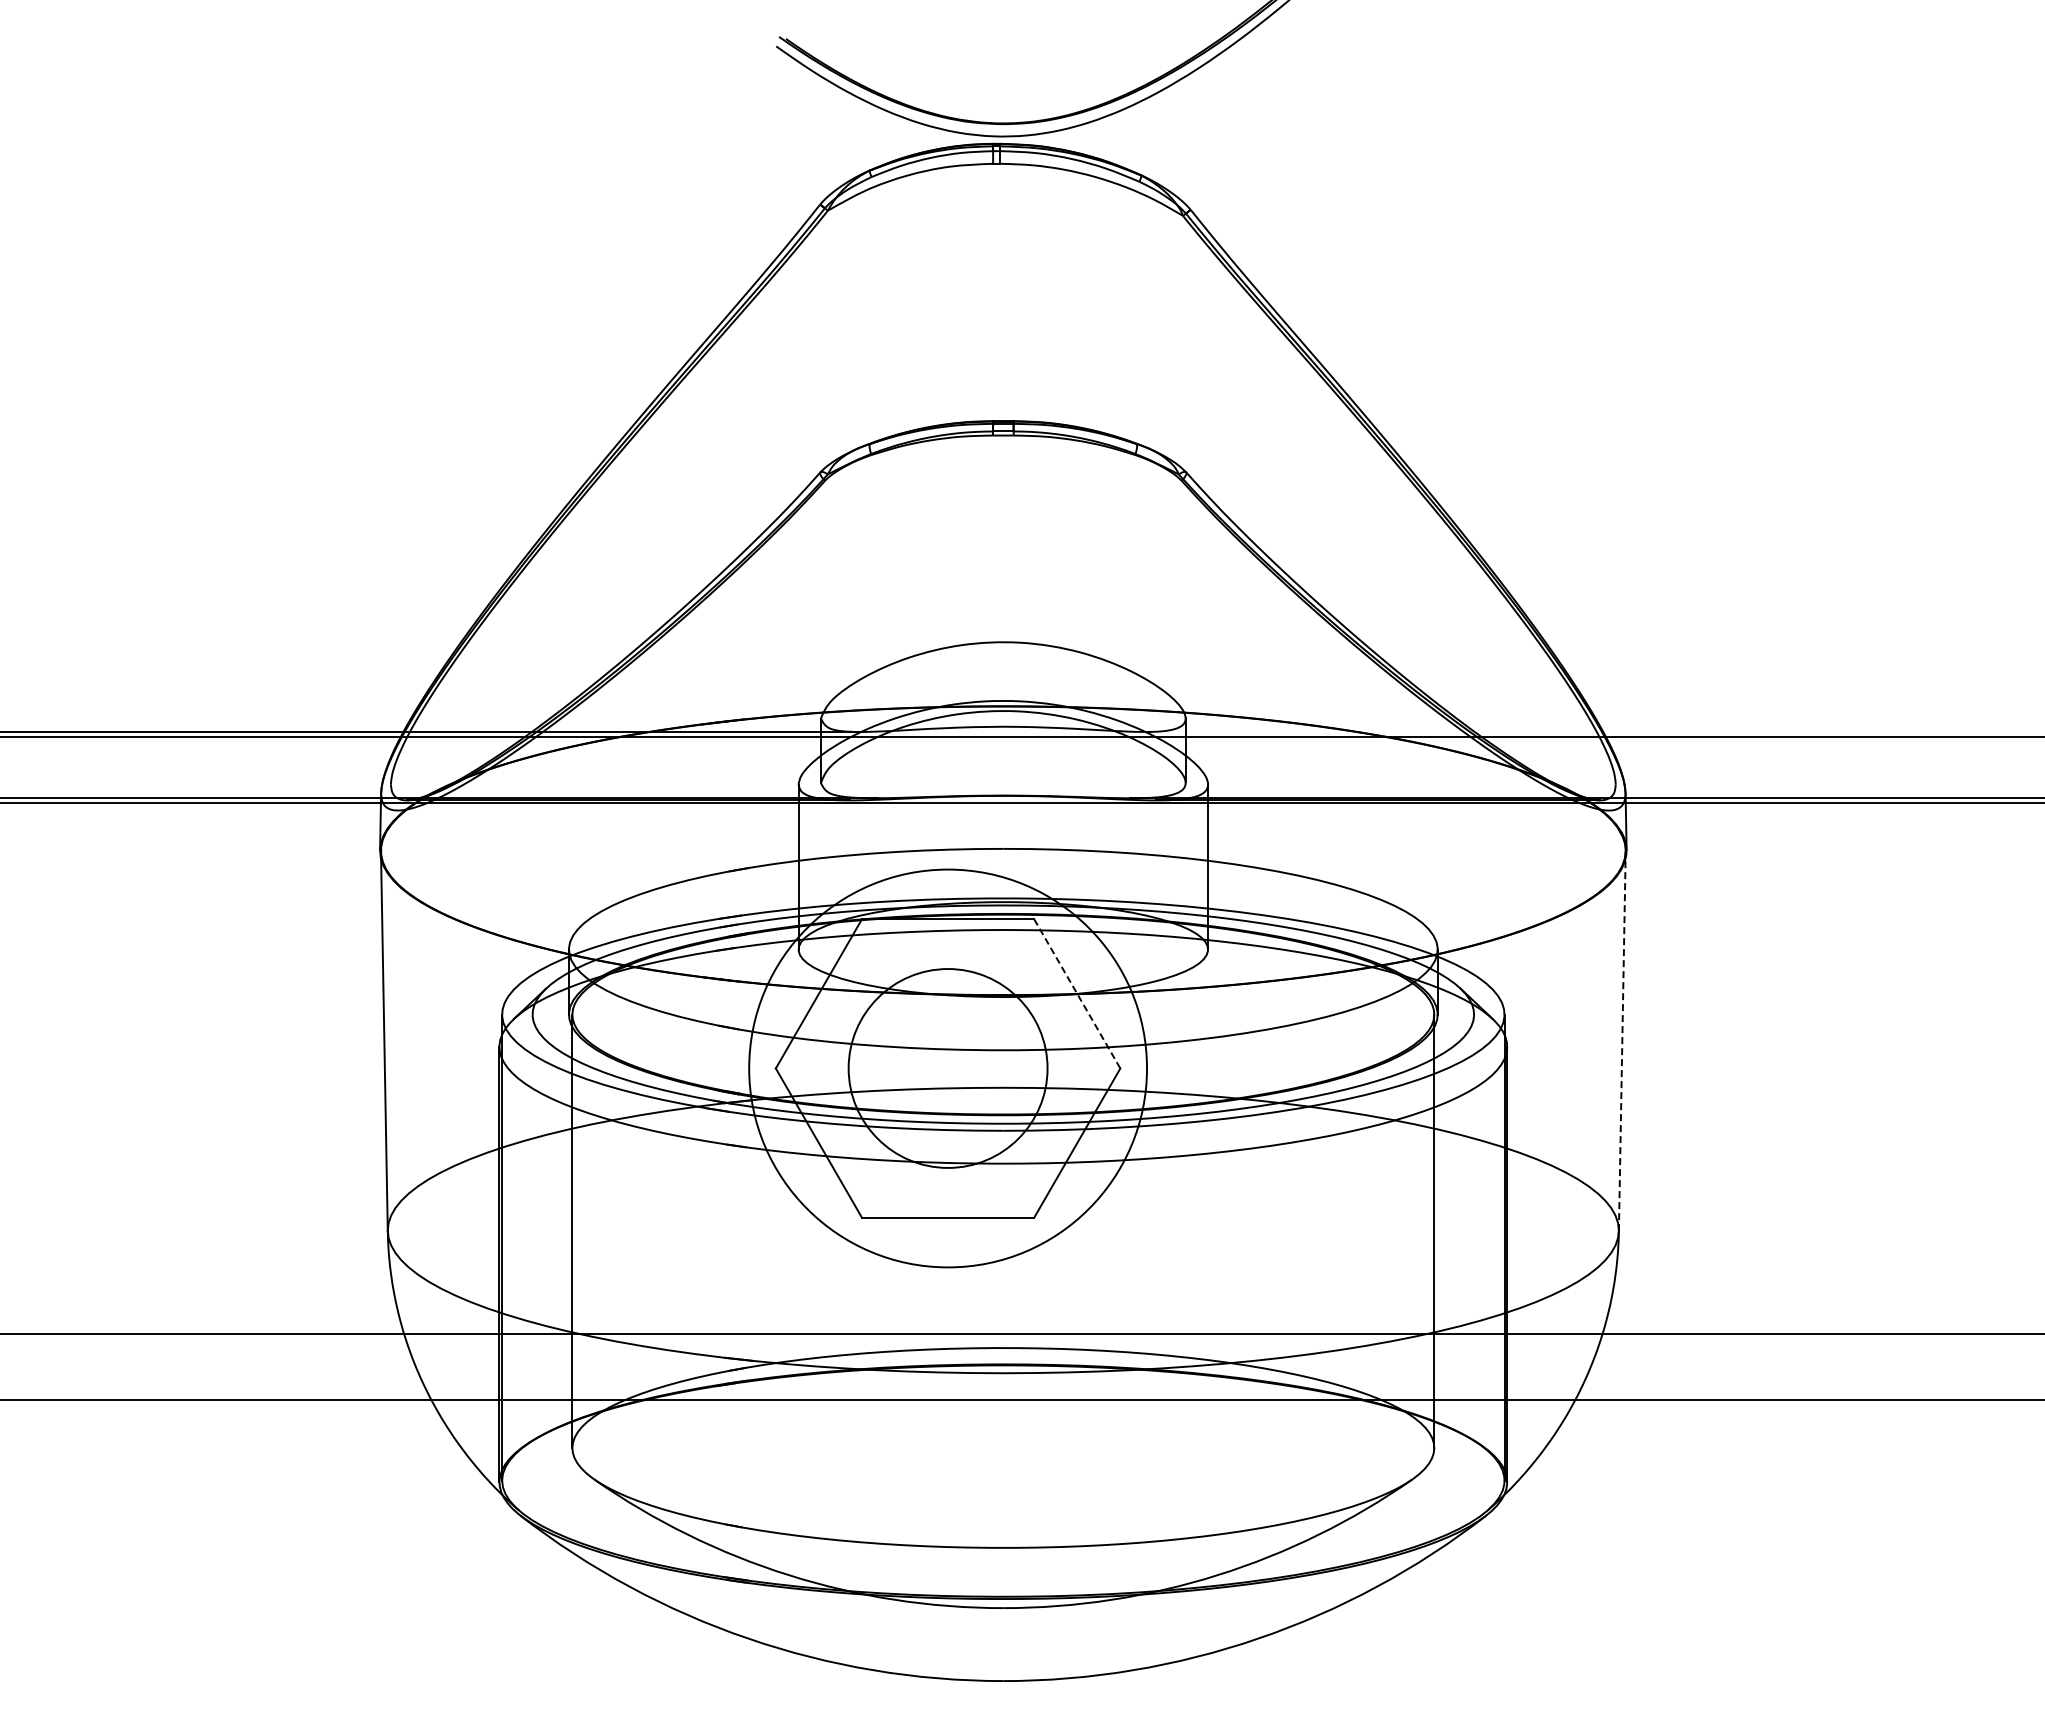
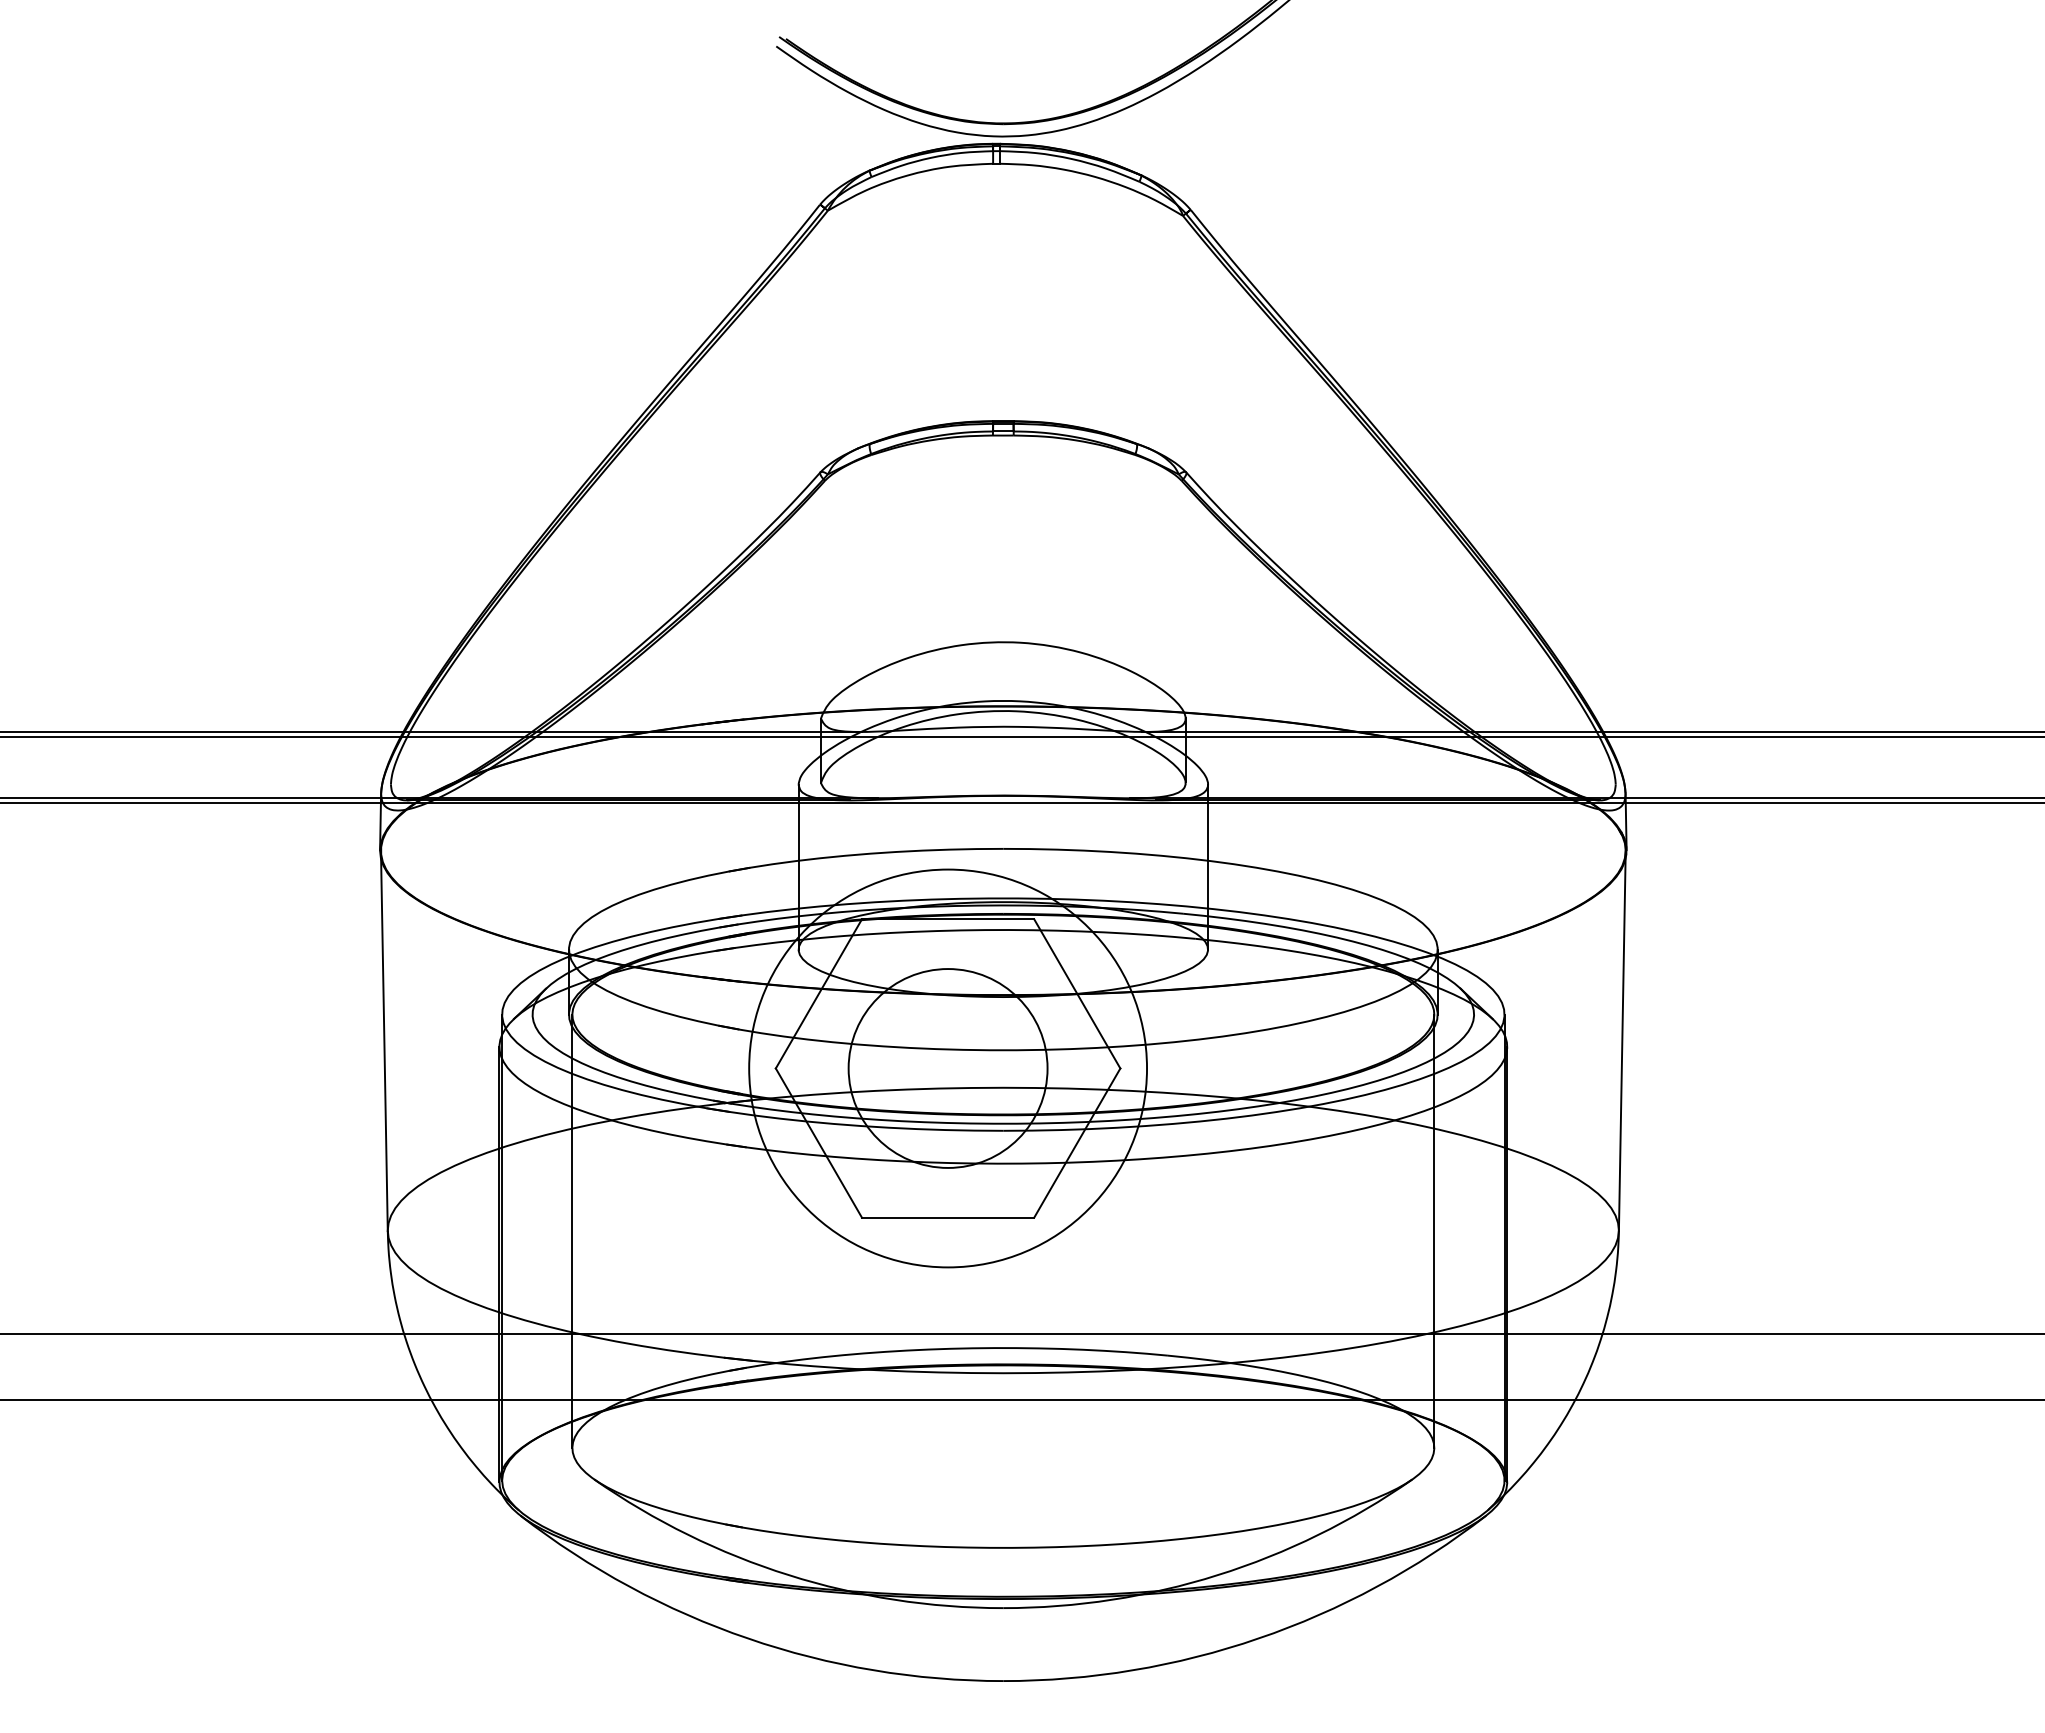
line: none -> present (1591, 731)
line: dashed -> solid (1077, 994)
line: dashed -> solid (1622, 1041)
